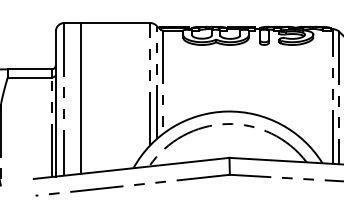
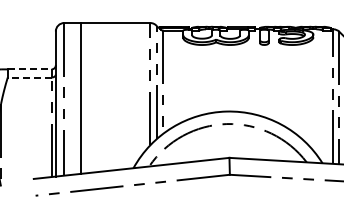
line: solid -> dashed (29, 69)
line: solid -> dashed (29, 77)
